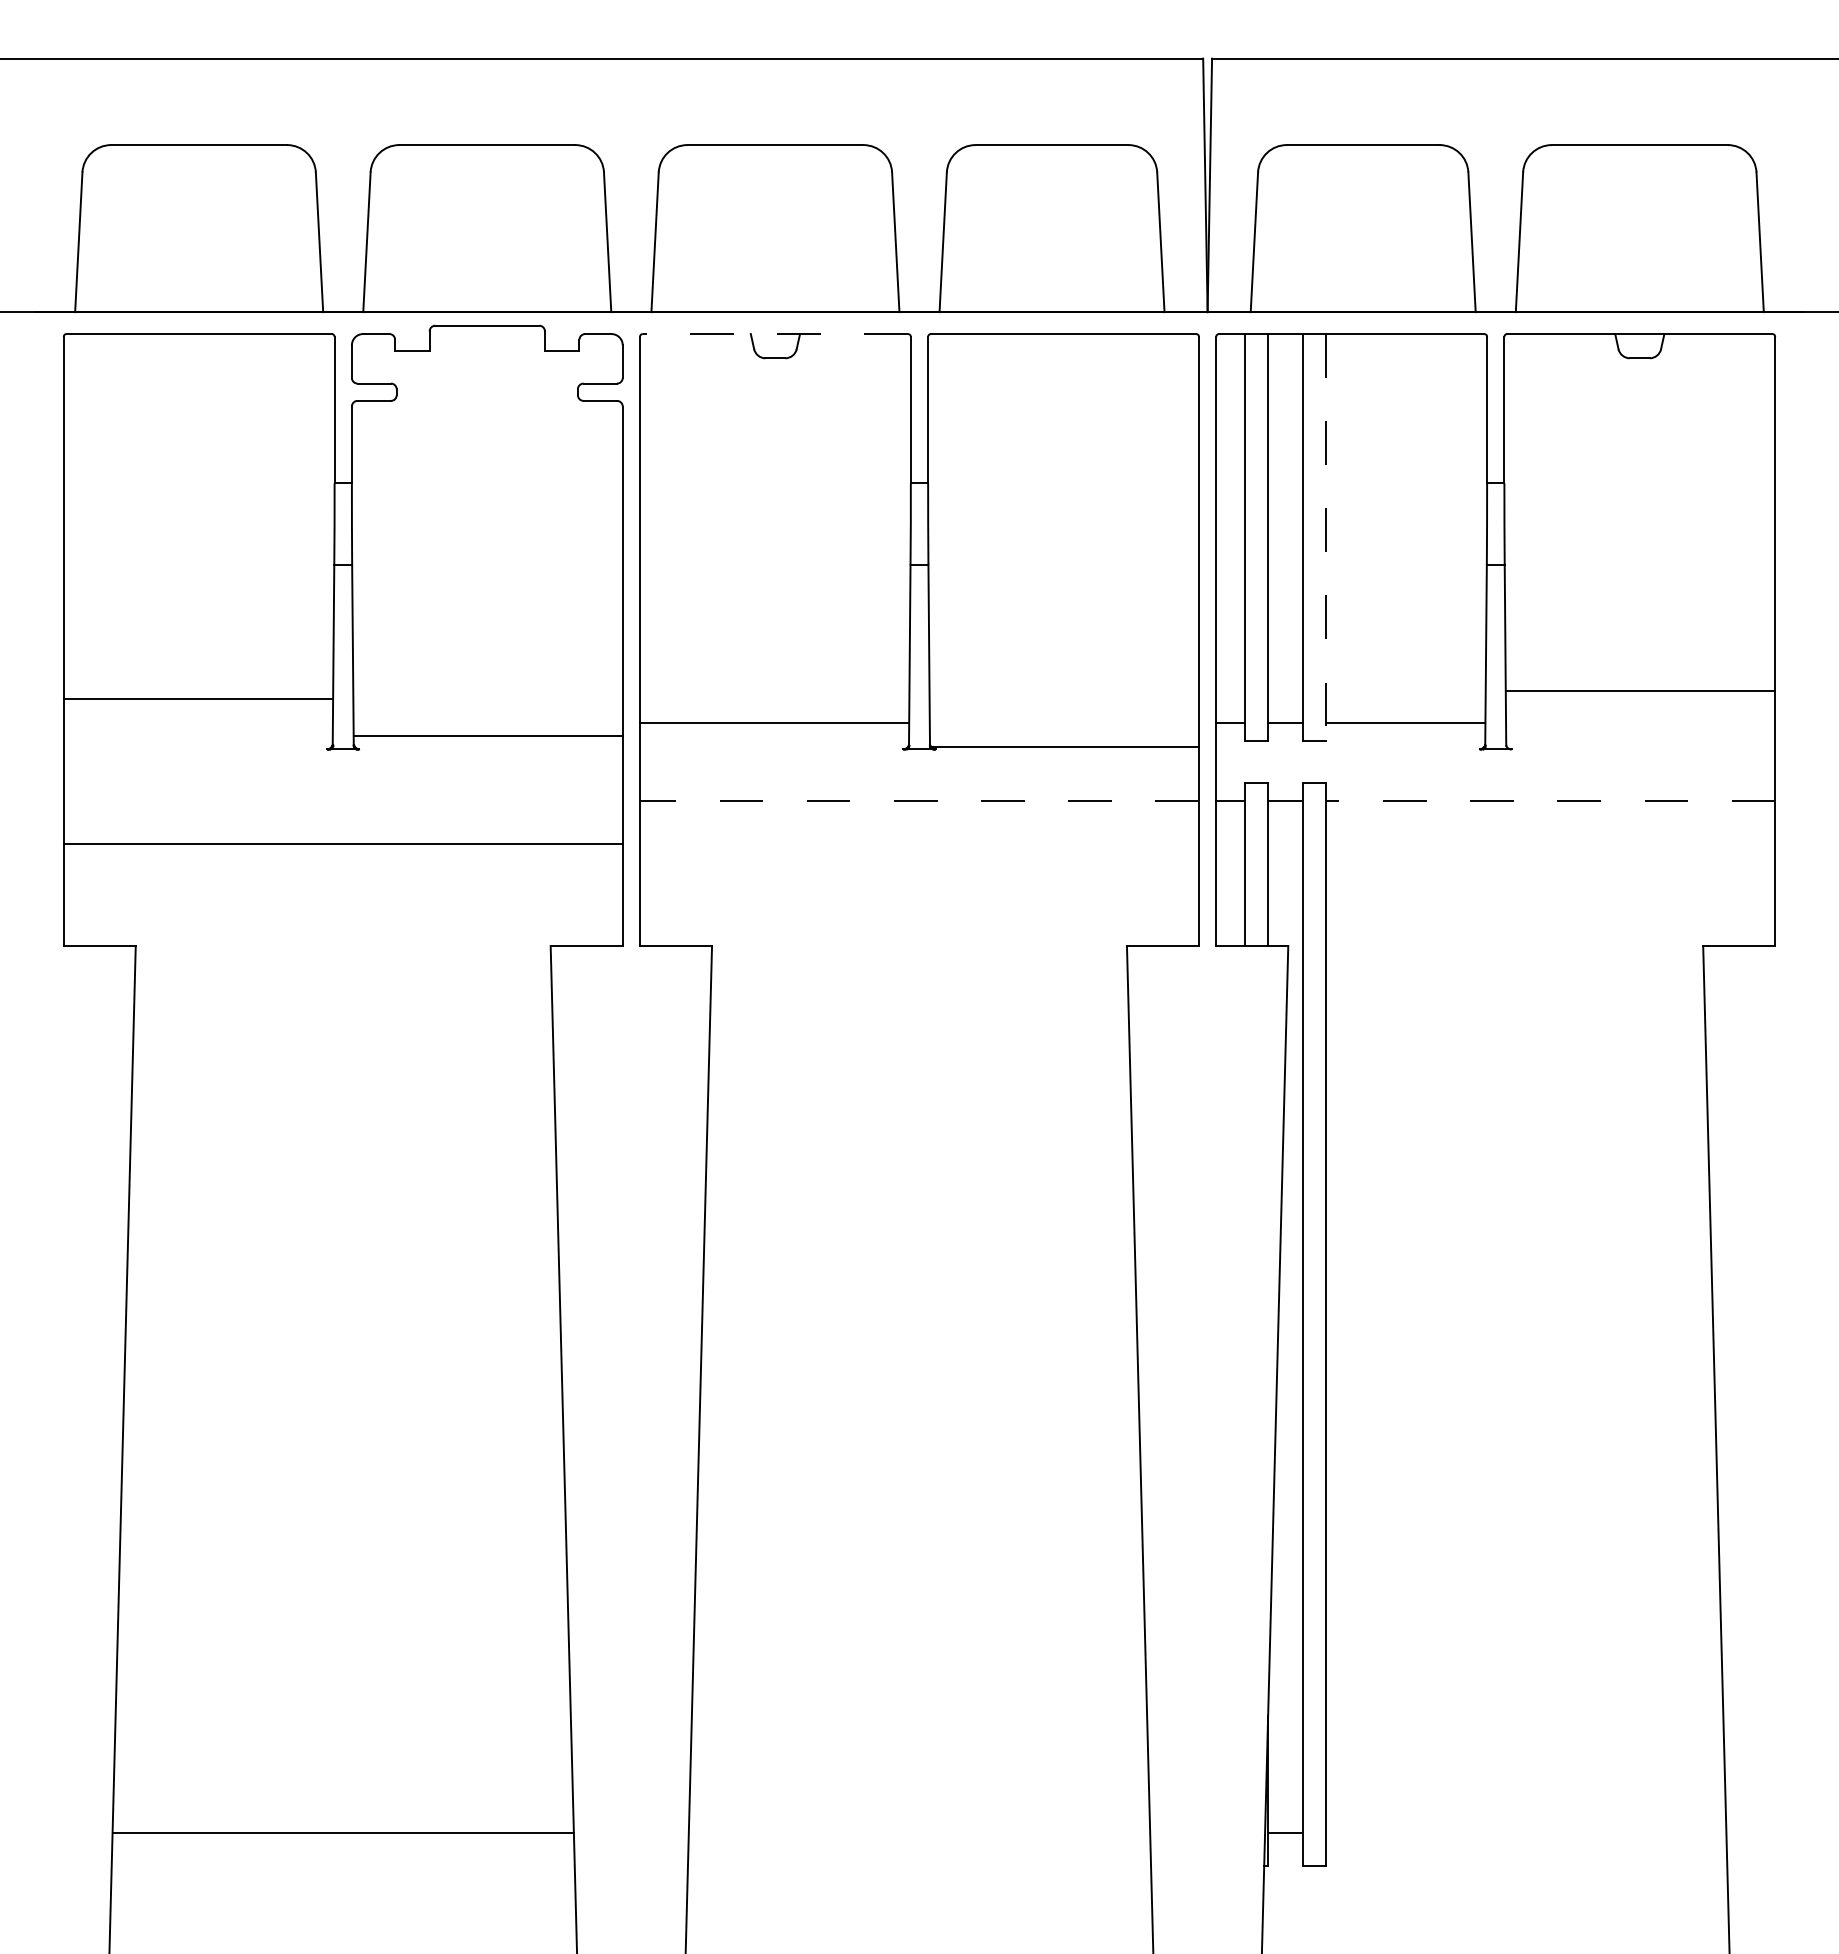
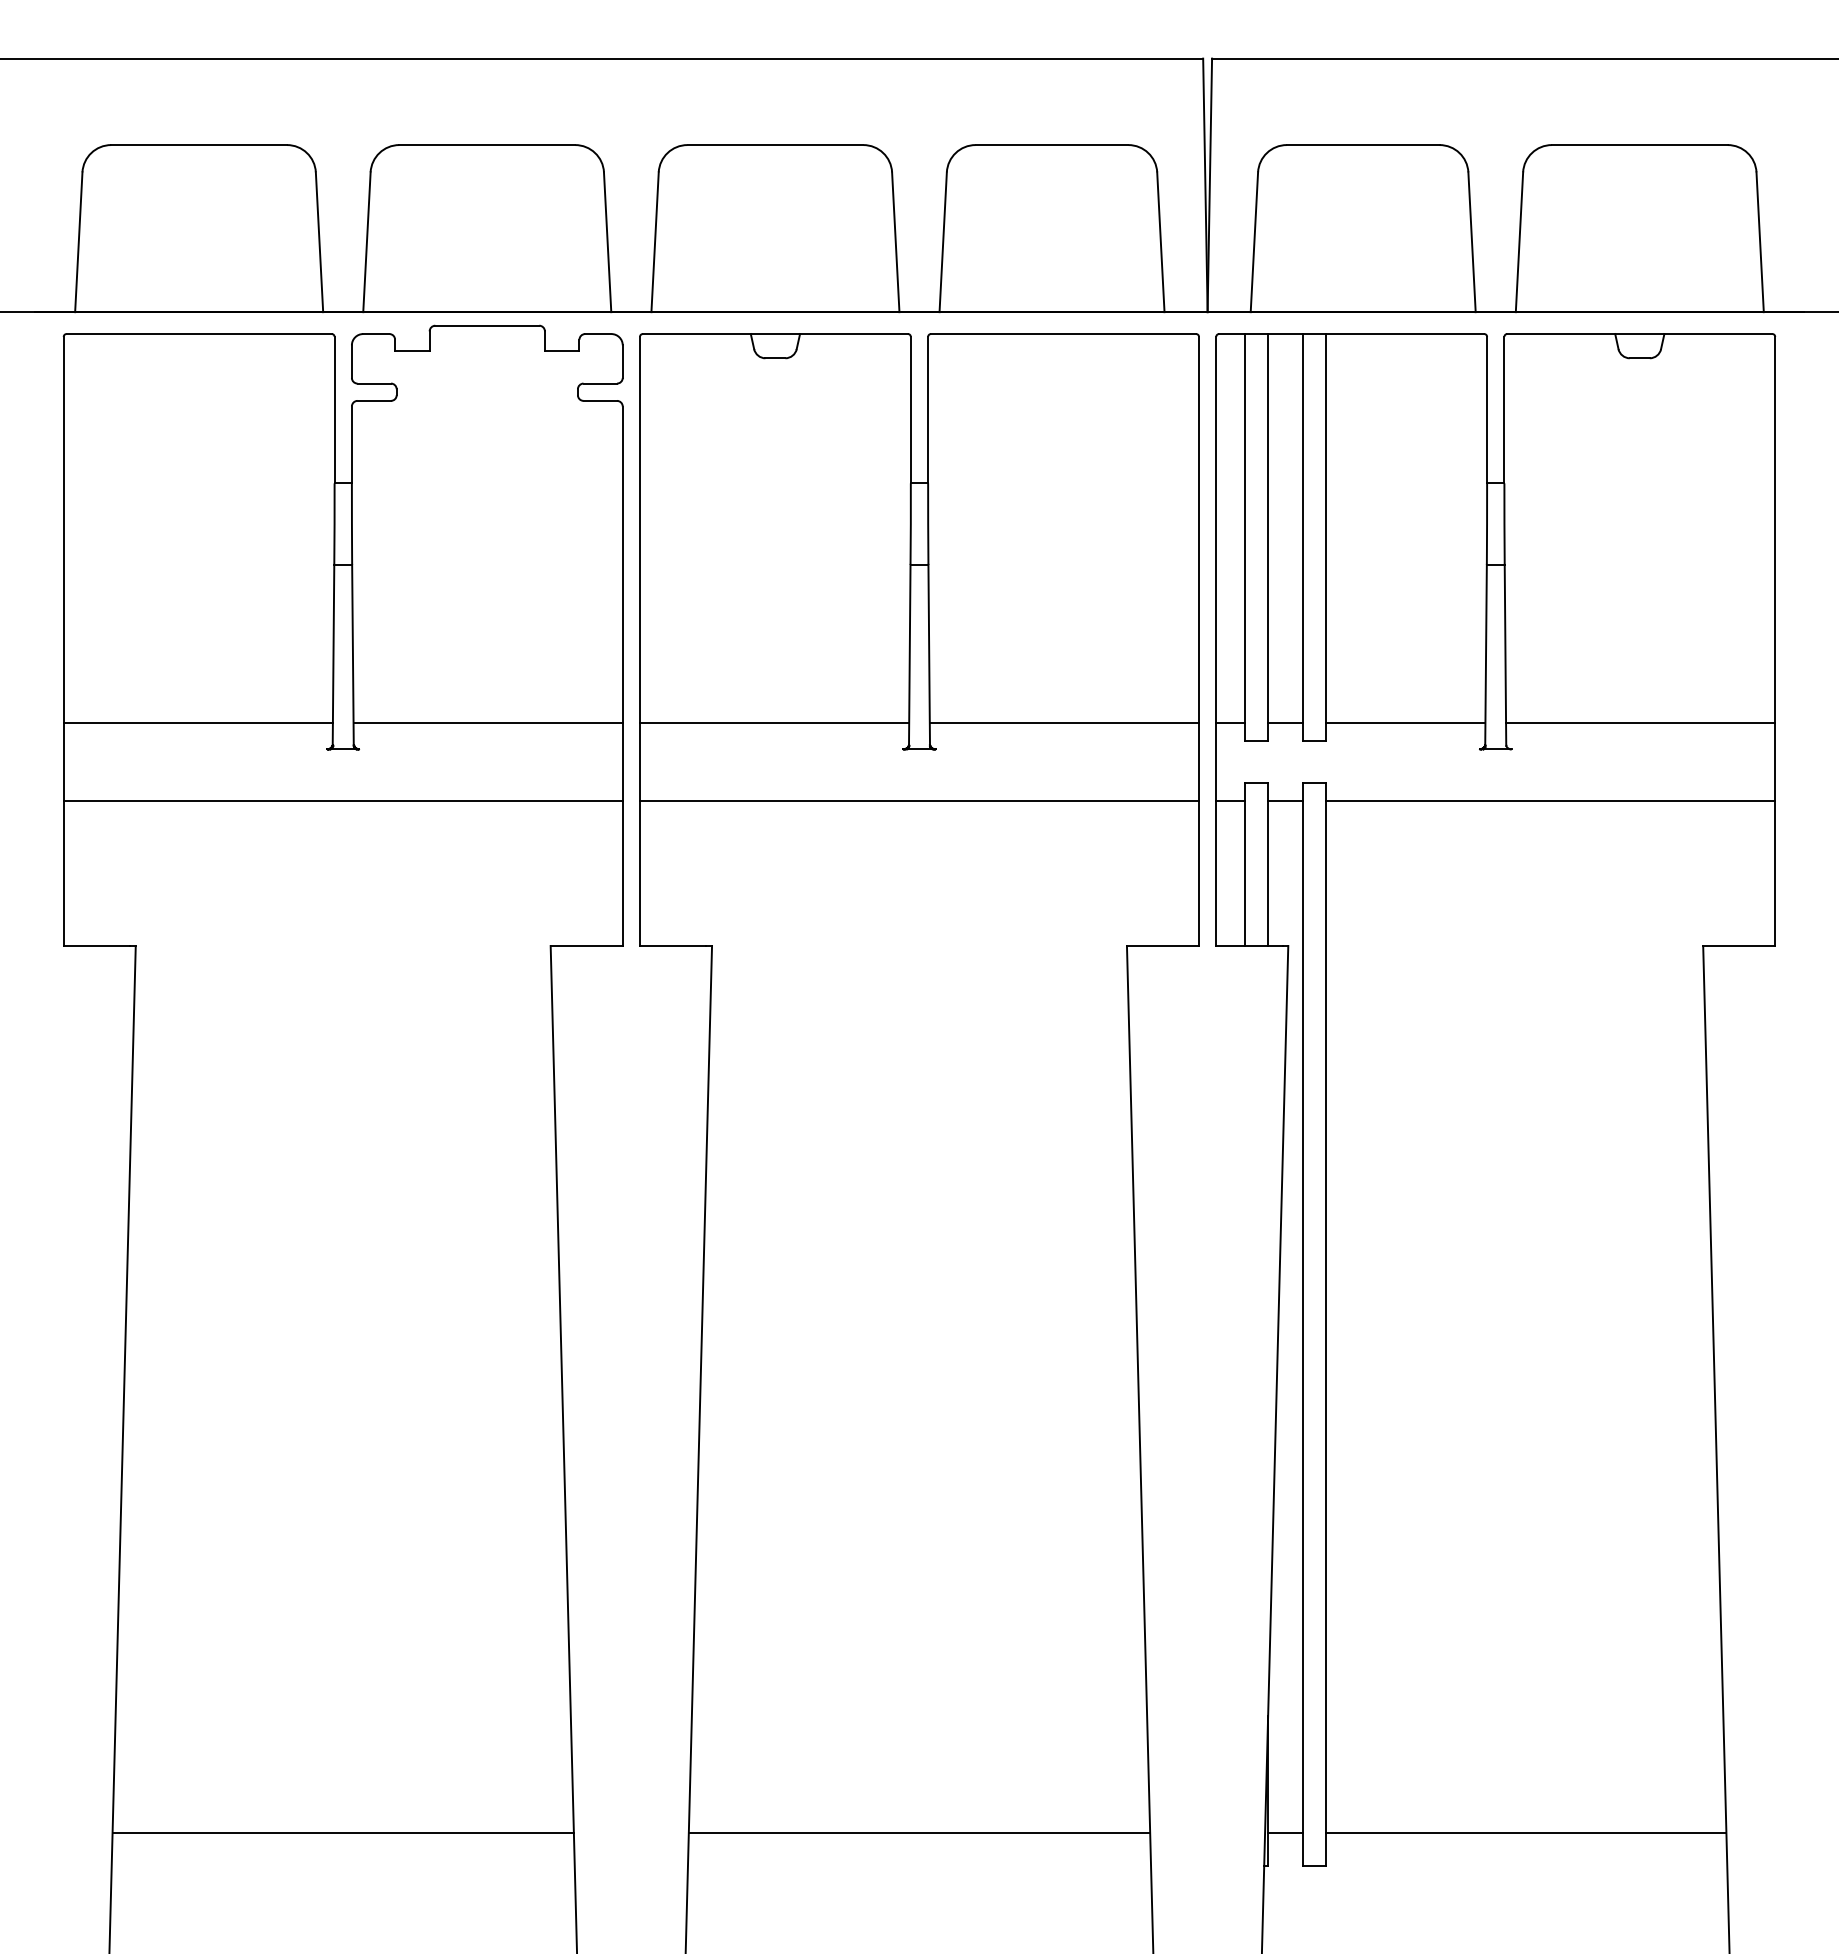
line: dashed -> solid (775, 334)
line: dashed -> solid (1325, 537)
line position: (1640, 690) -> (1640, 722) (1640, 722)
line position: (197, 698) -> (197, 722) (197, 722)
line position: (487, 735) -> (487, 722) (487, 722)
line position: (1063, 746) -> (1063, 722) (1063, 722)
line: dashed -> solid (919, 800)
line: dashed -> solid (1550, 800)
line position: (342, 843) -> (342, 800) (342, 800)
line: none -> present (919, 1832)
line: none -> present (1525, 1832)
